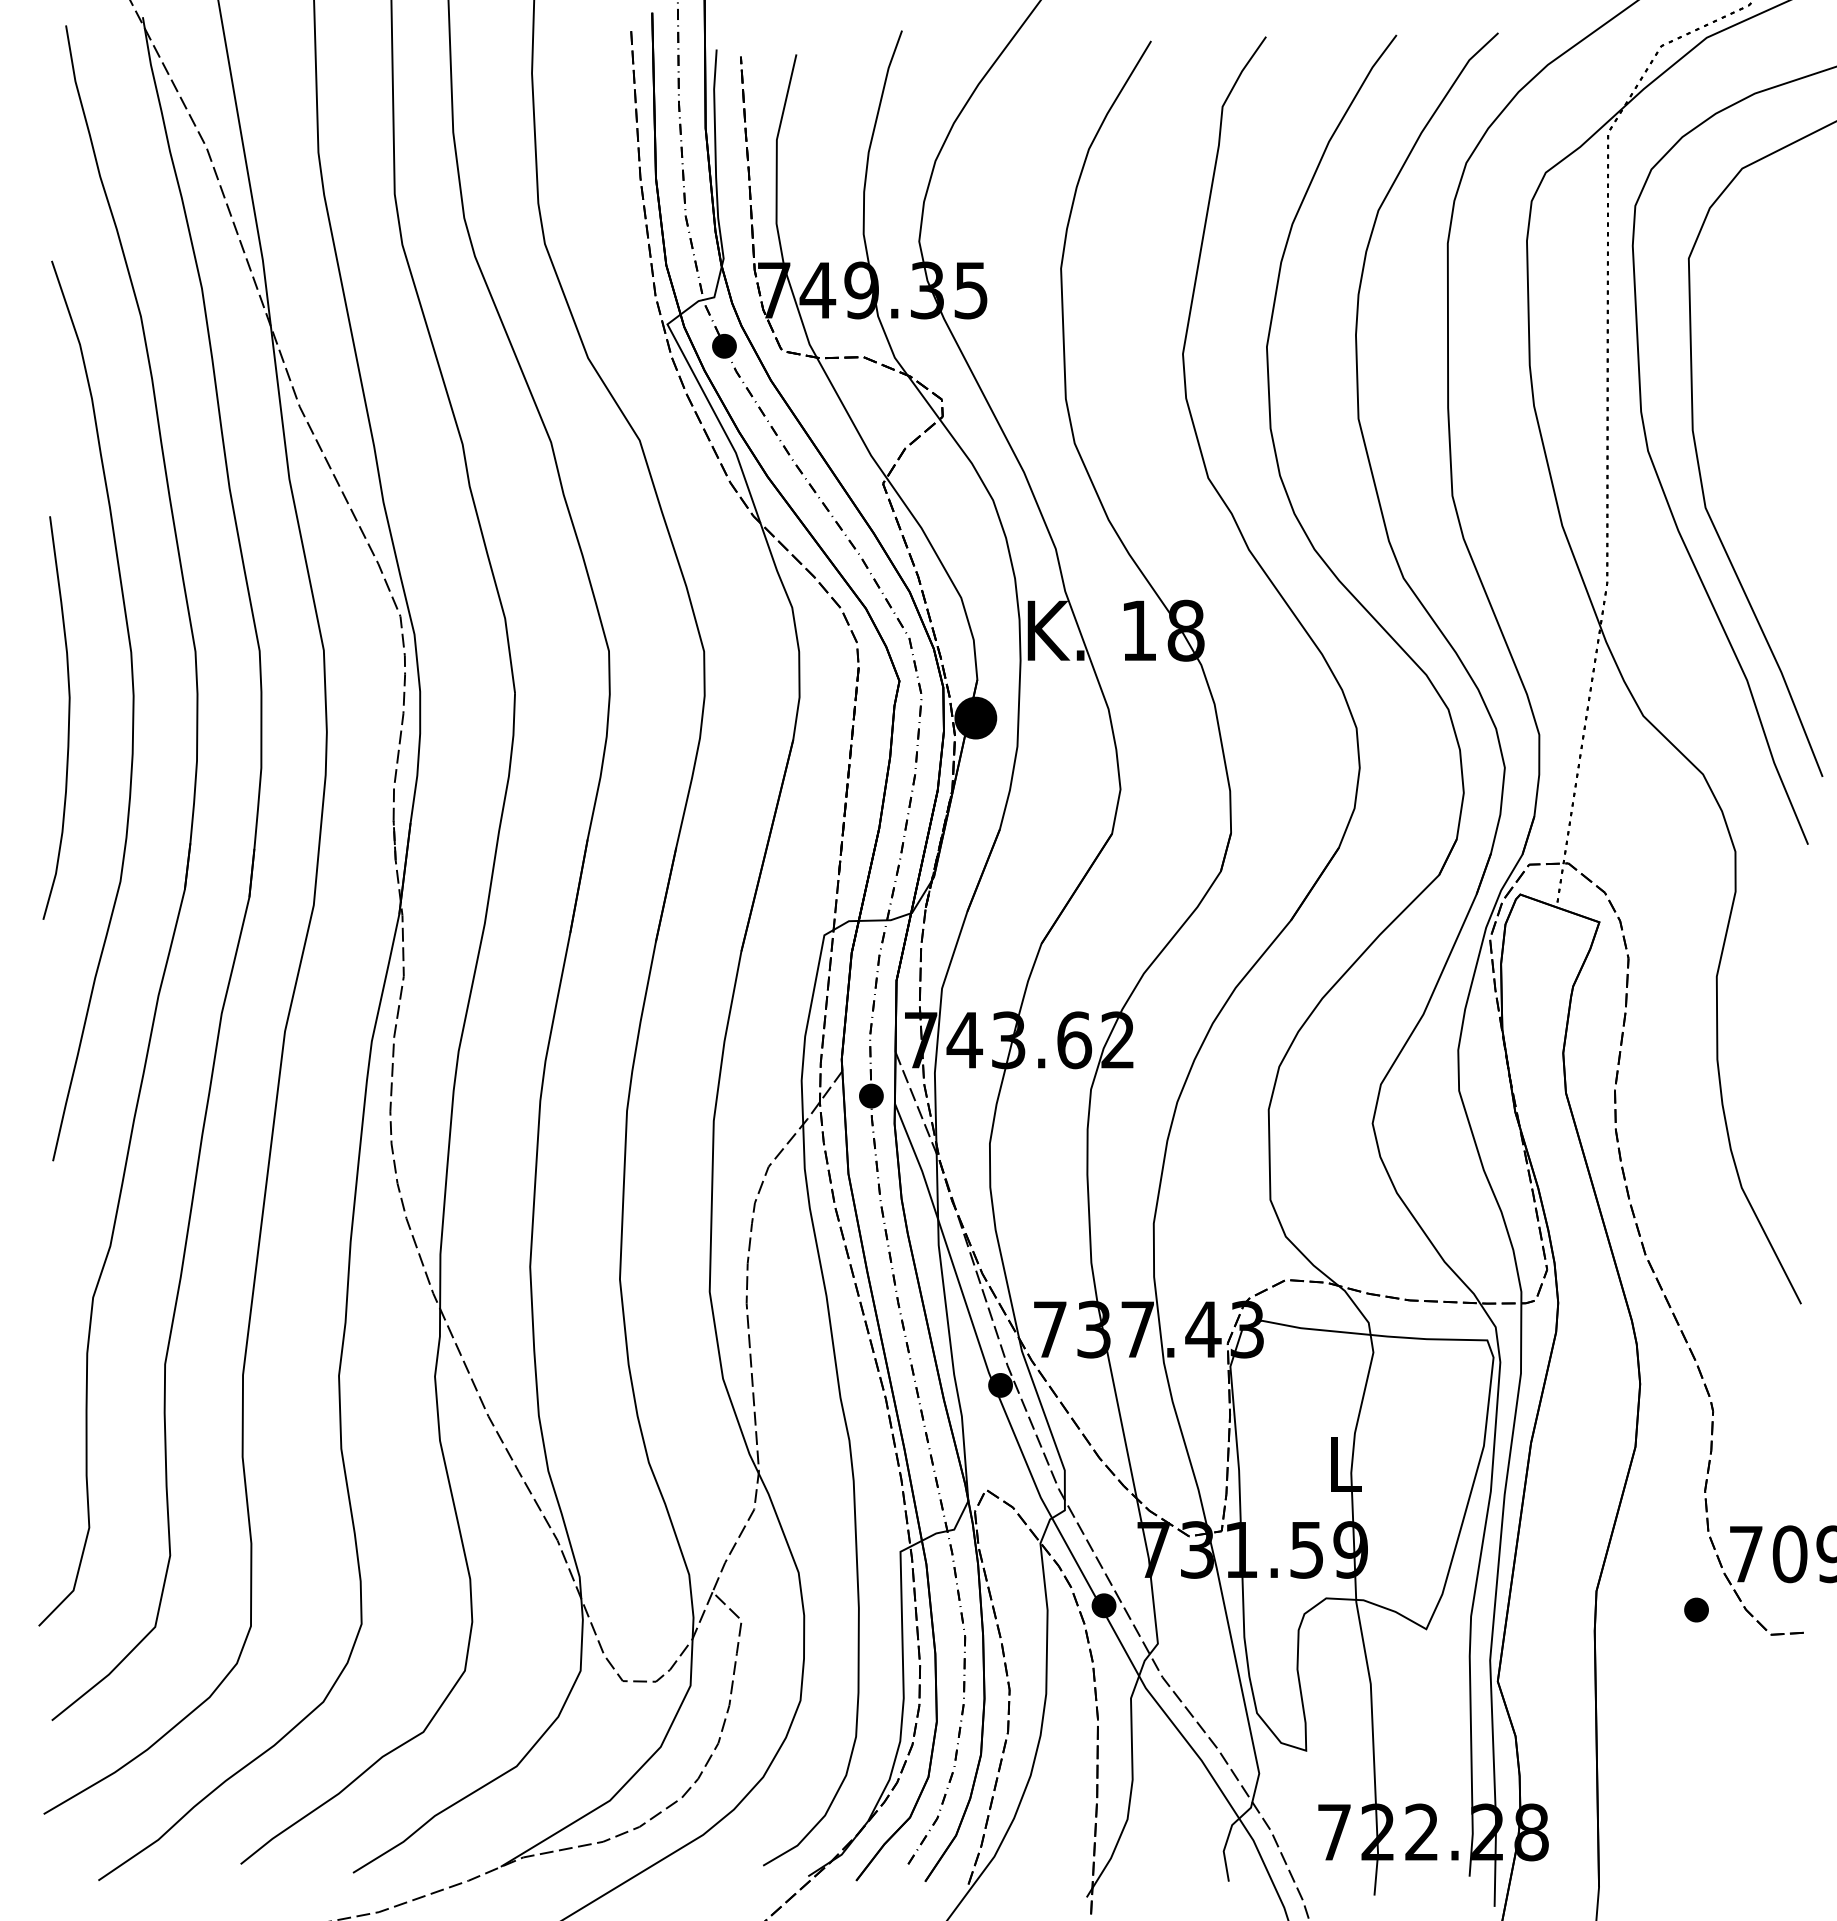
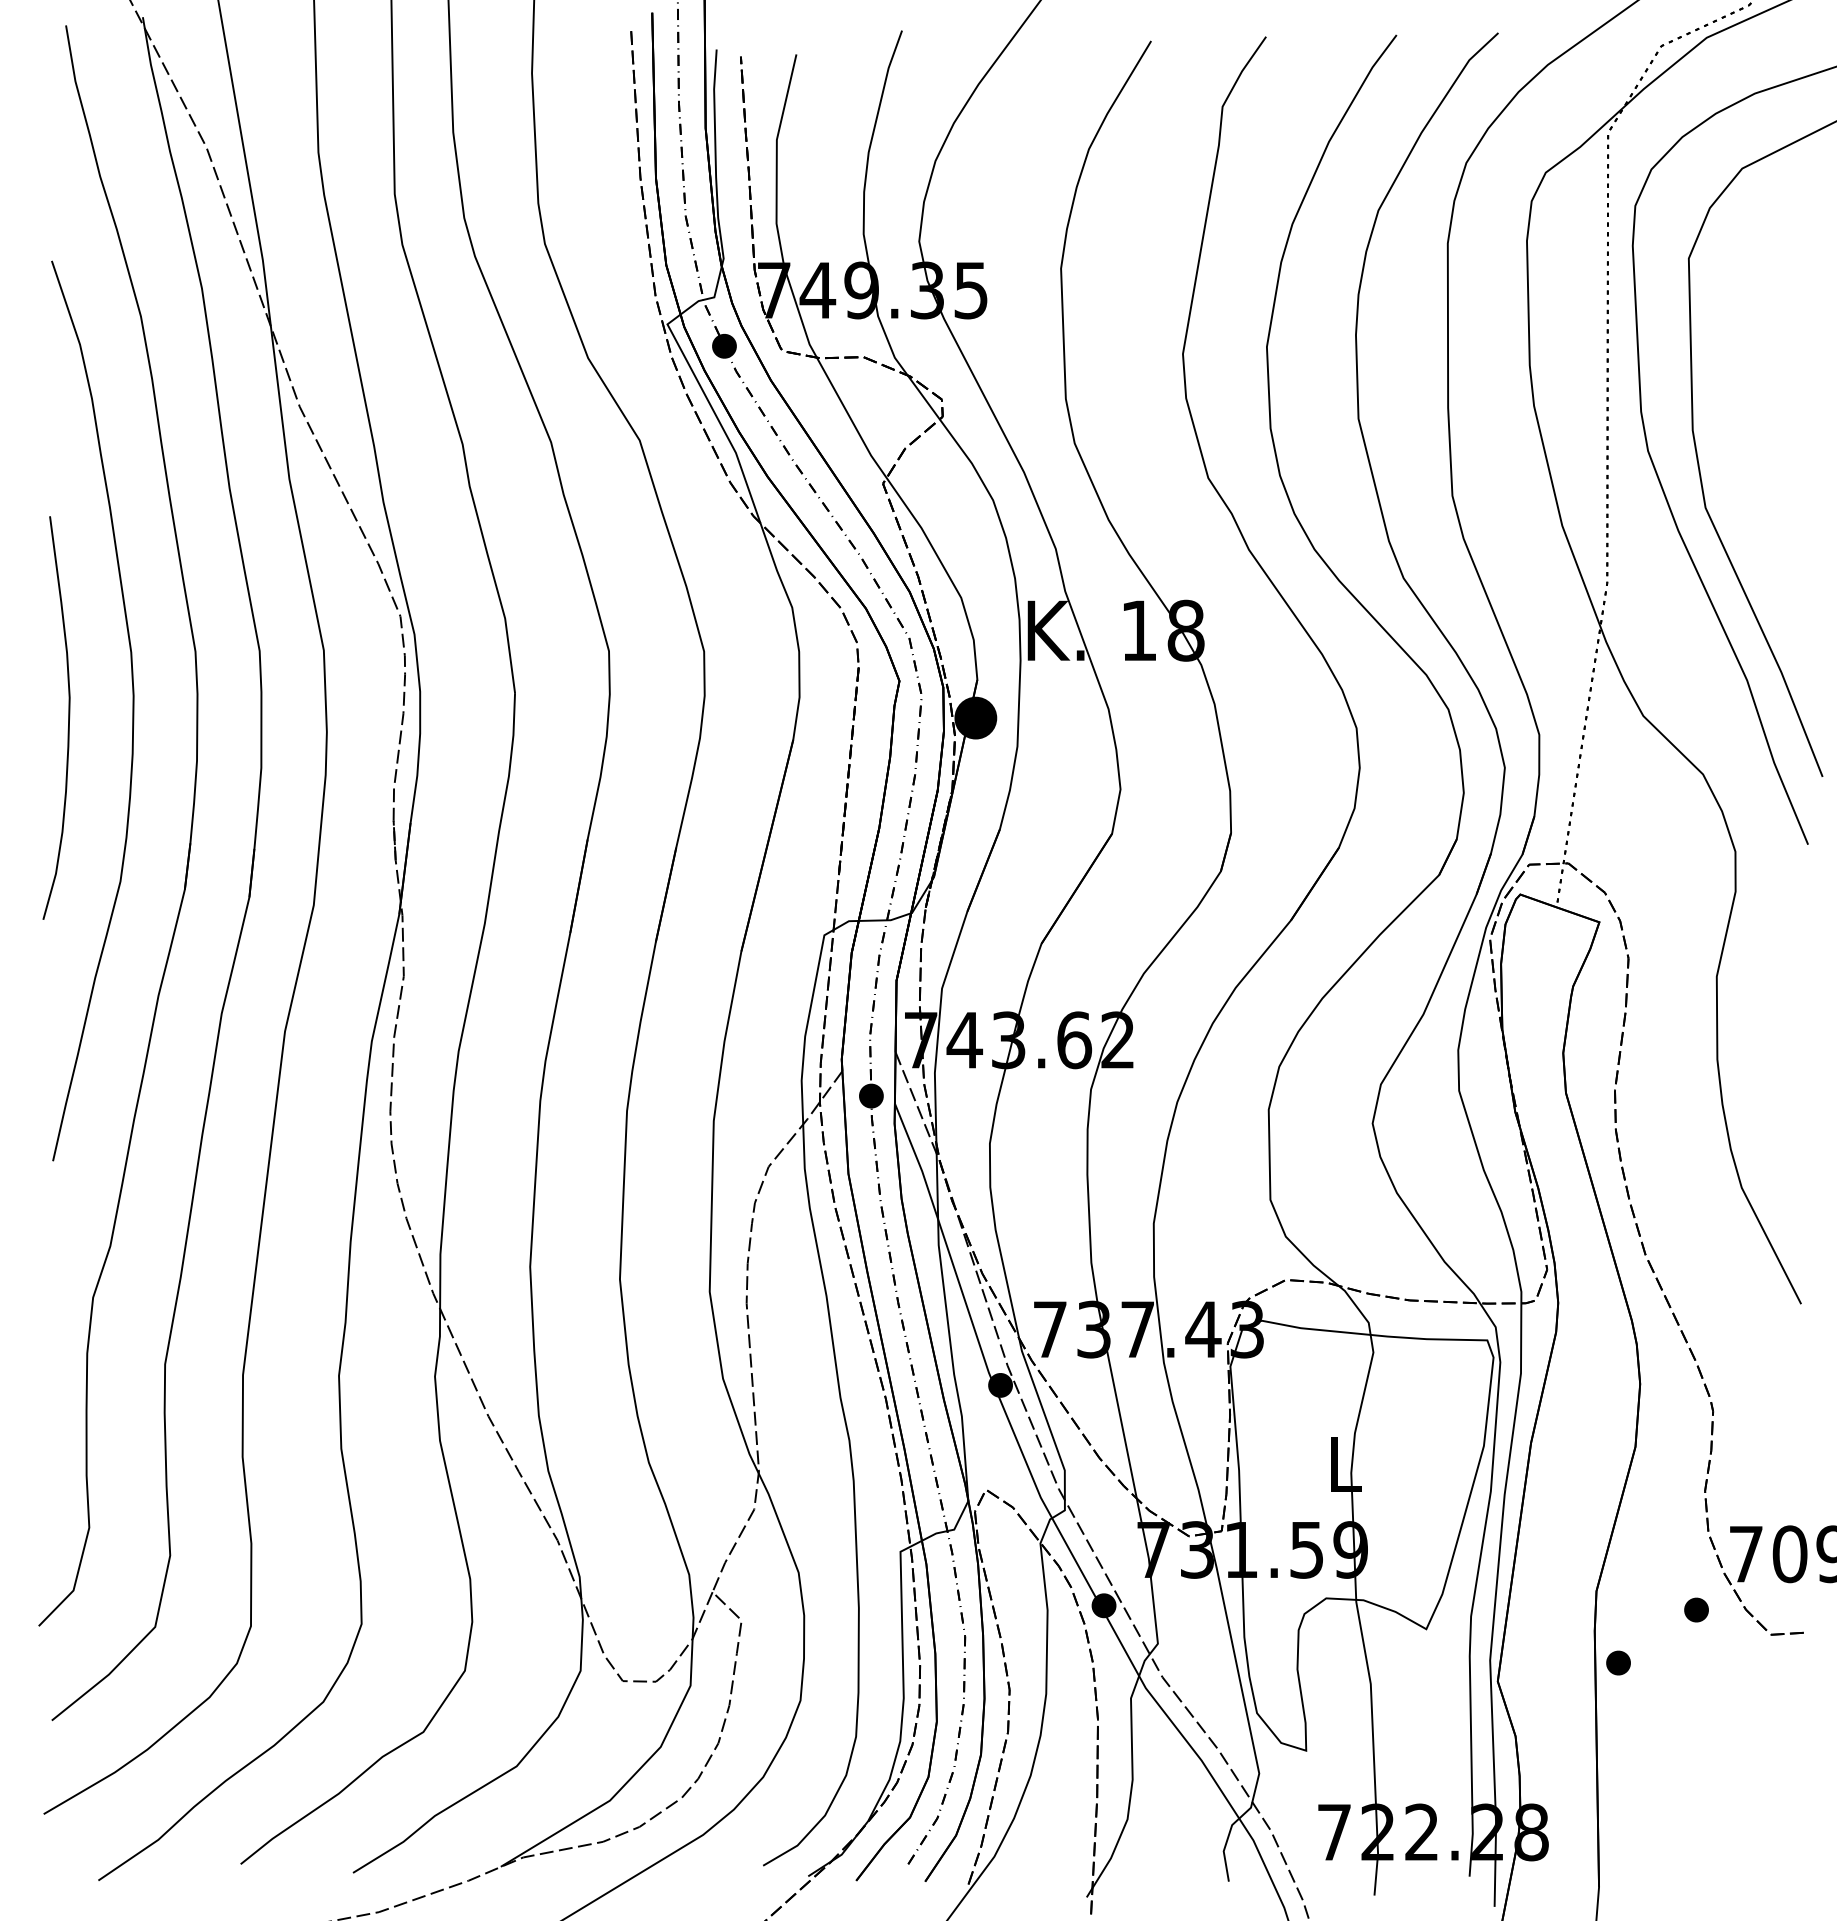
part: none -> present (1618, 1662)
